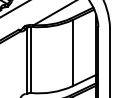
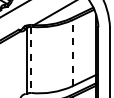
line: solid -> dashed (72, 52)
line: solid -> dashed (31, 60)
